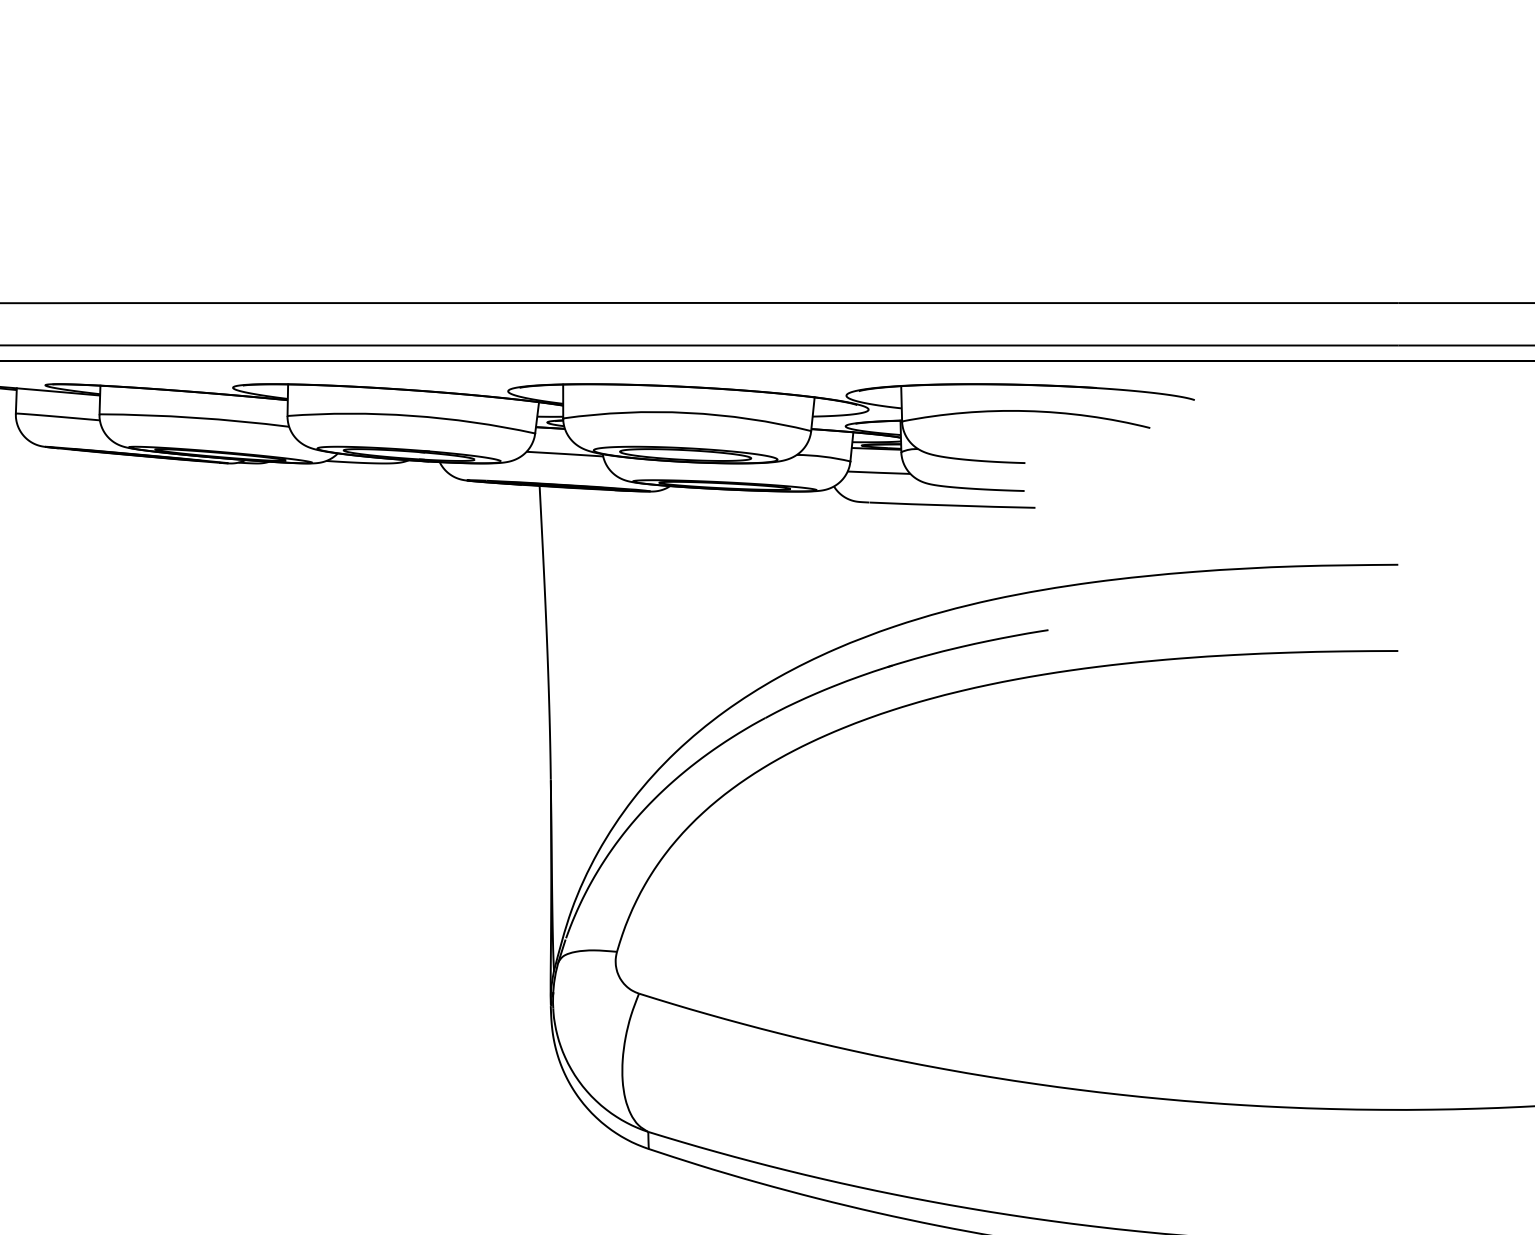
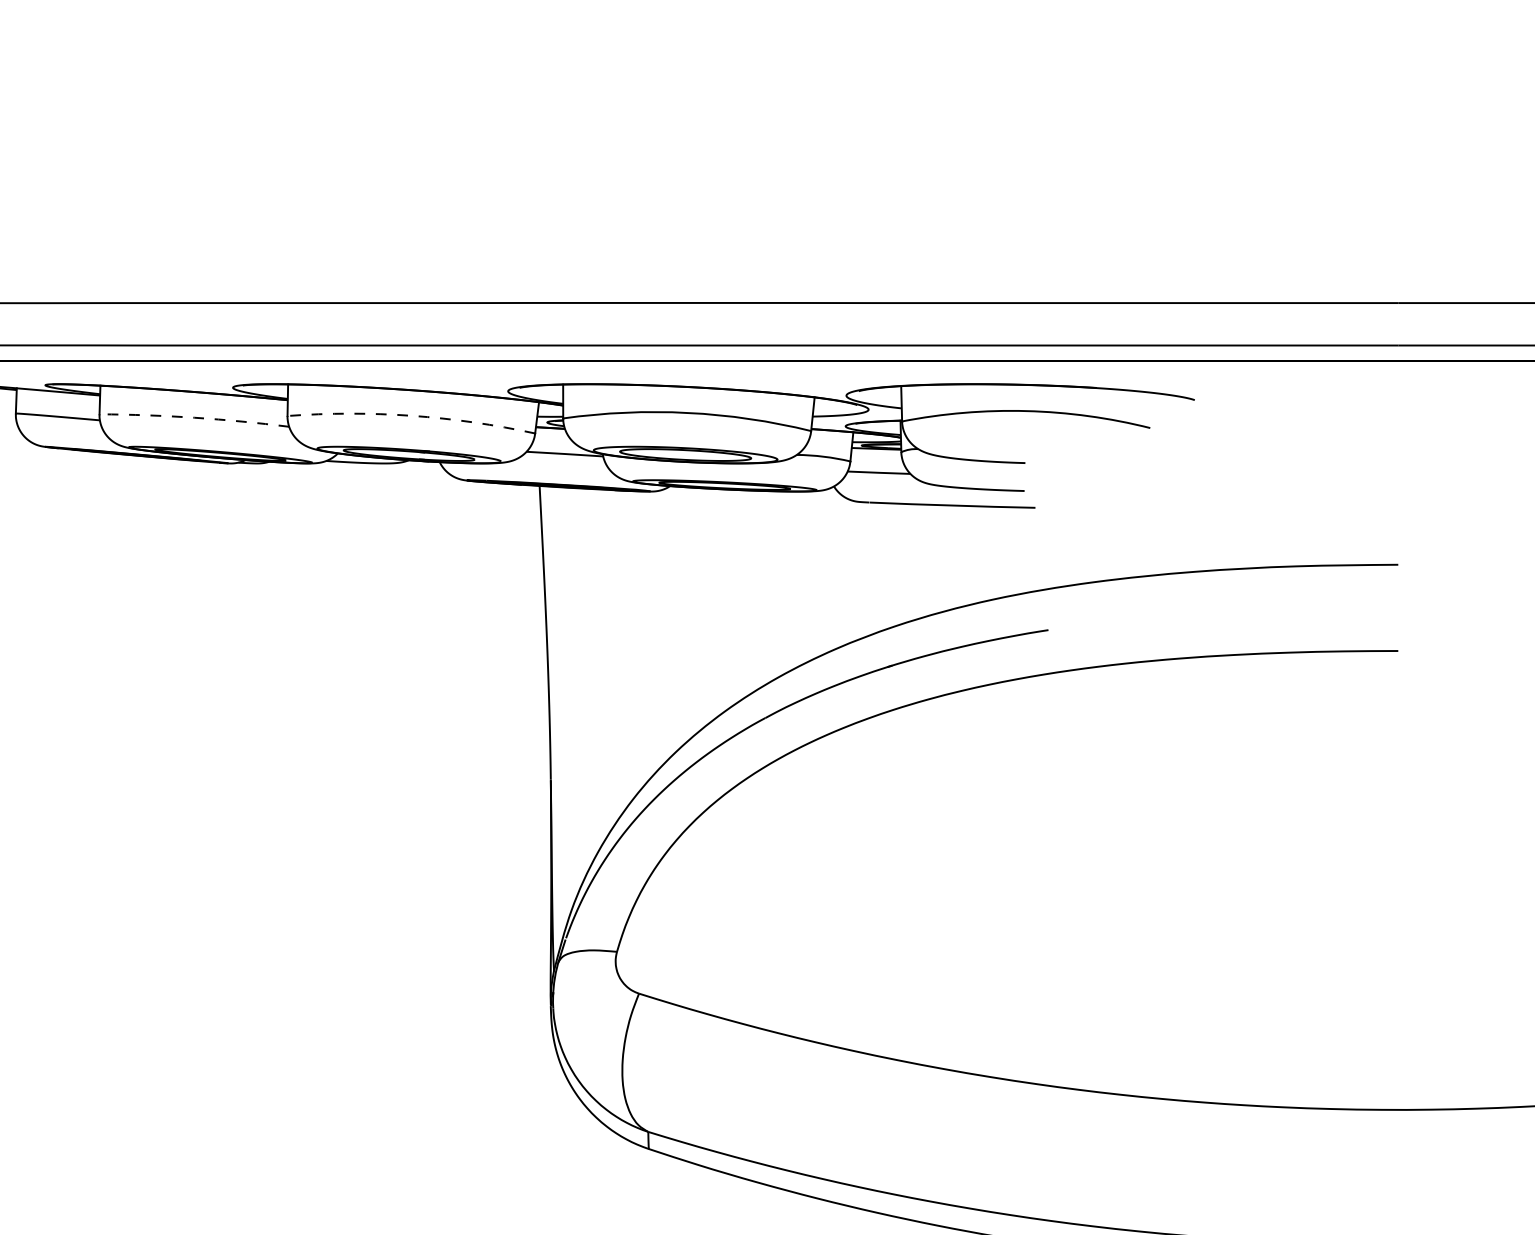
arc: solid -> dashed (412, 415)
arc: solid -> dashed (194, 417)
